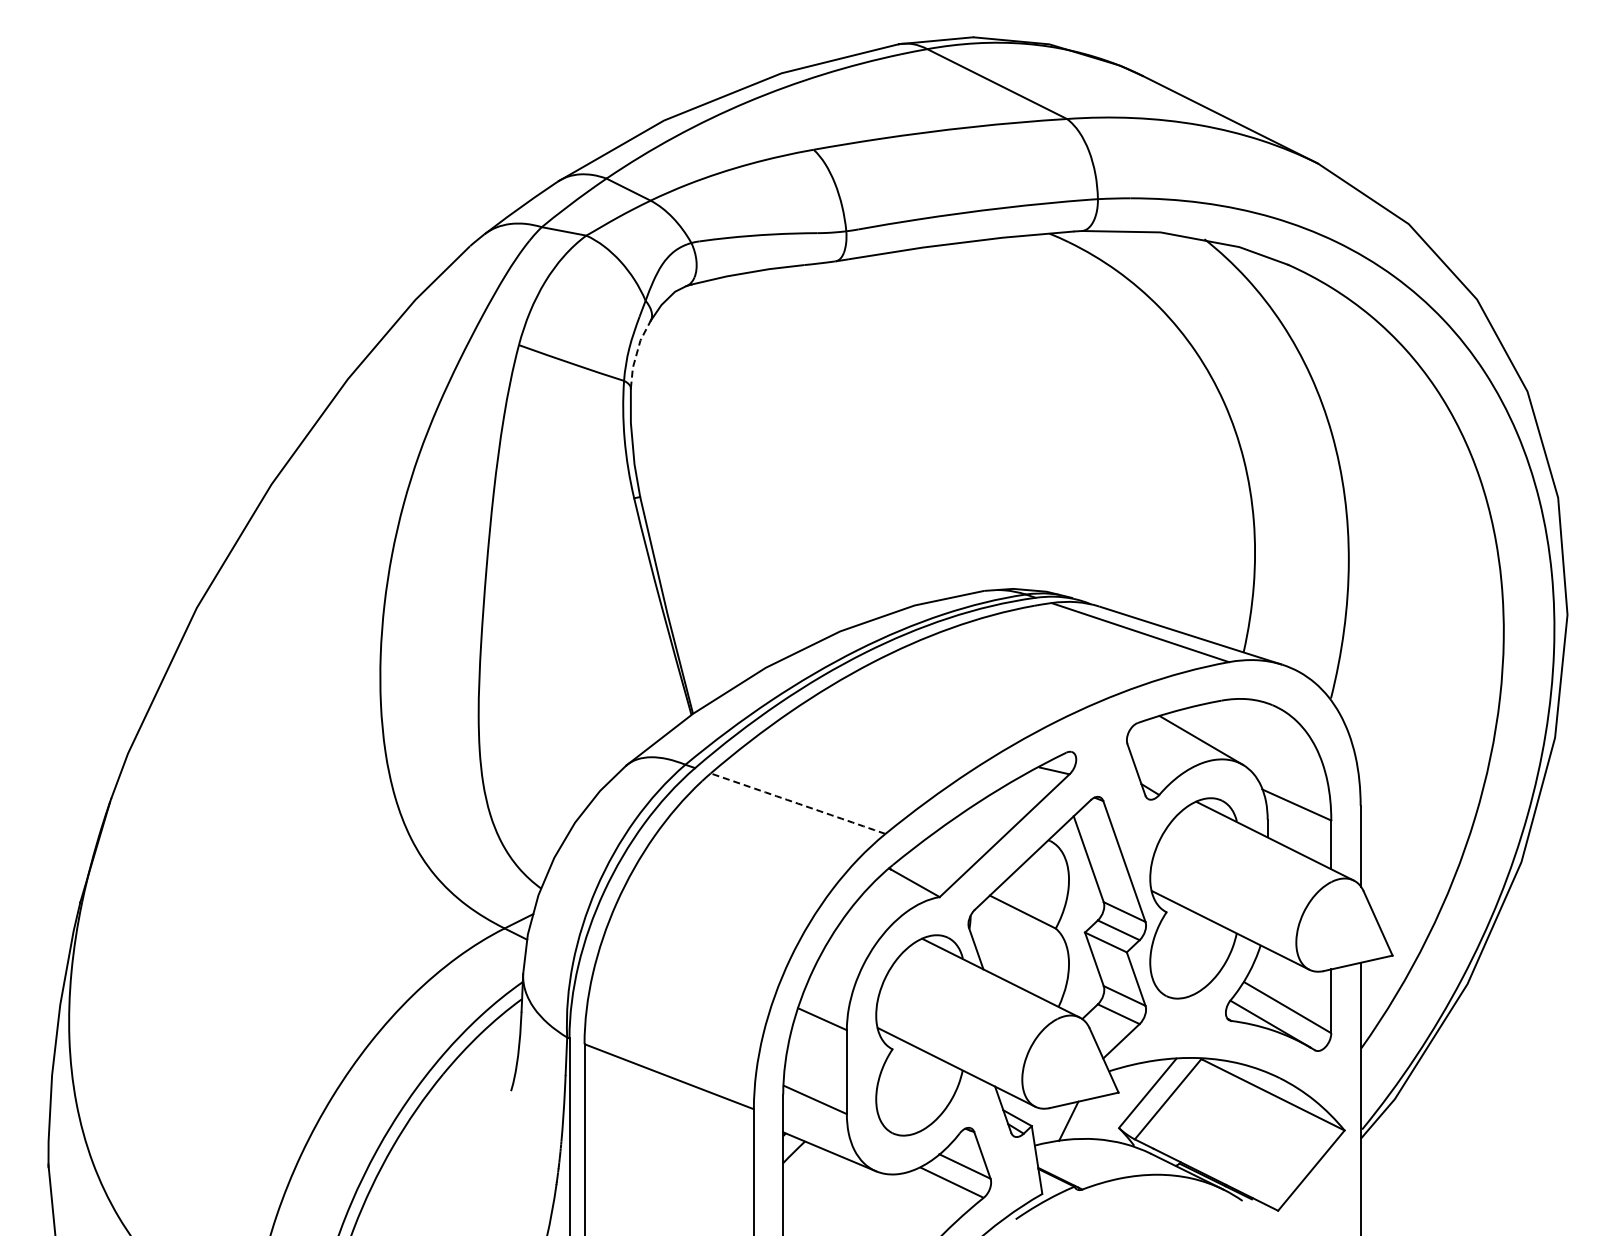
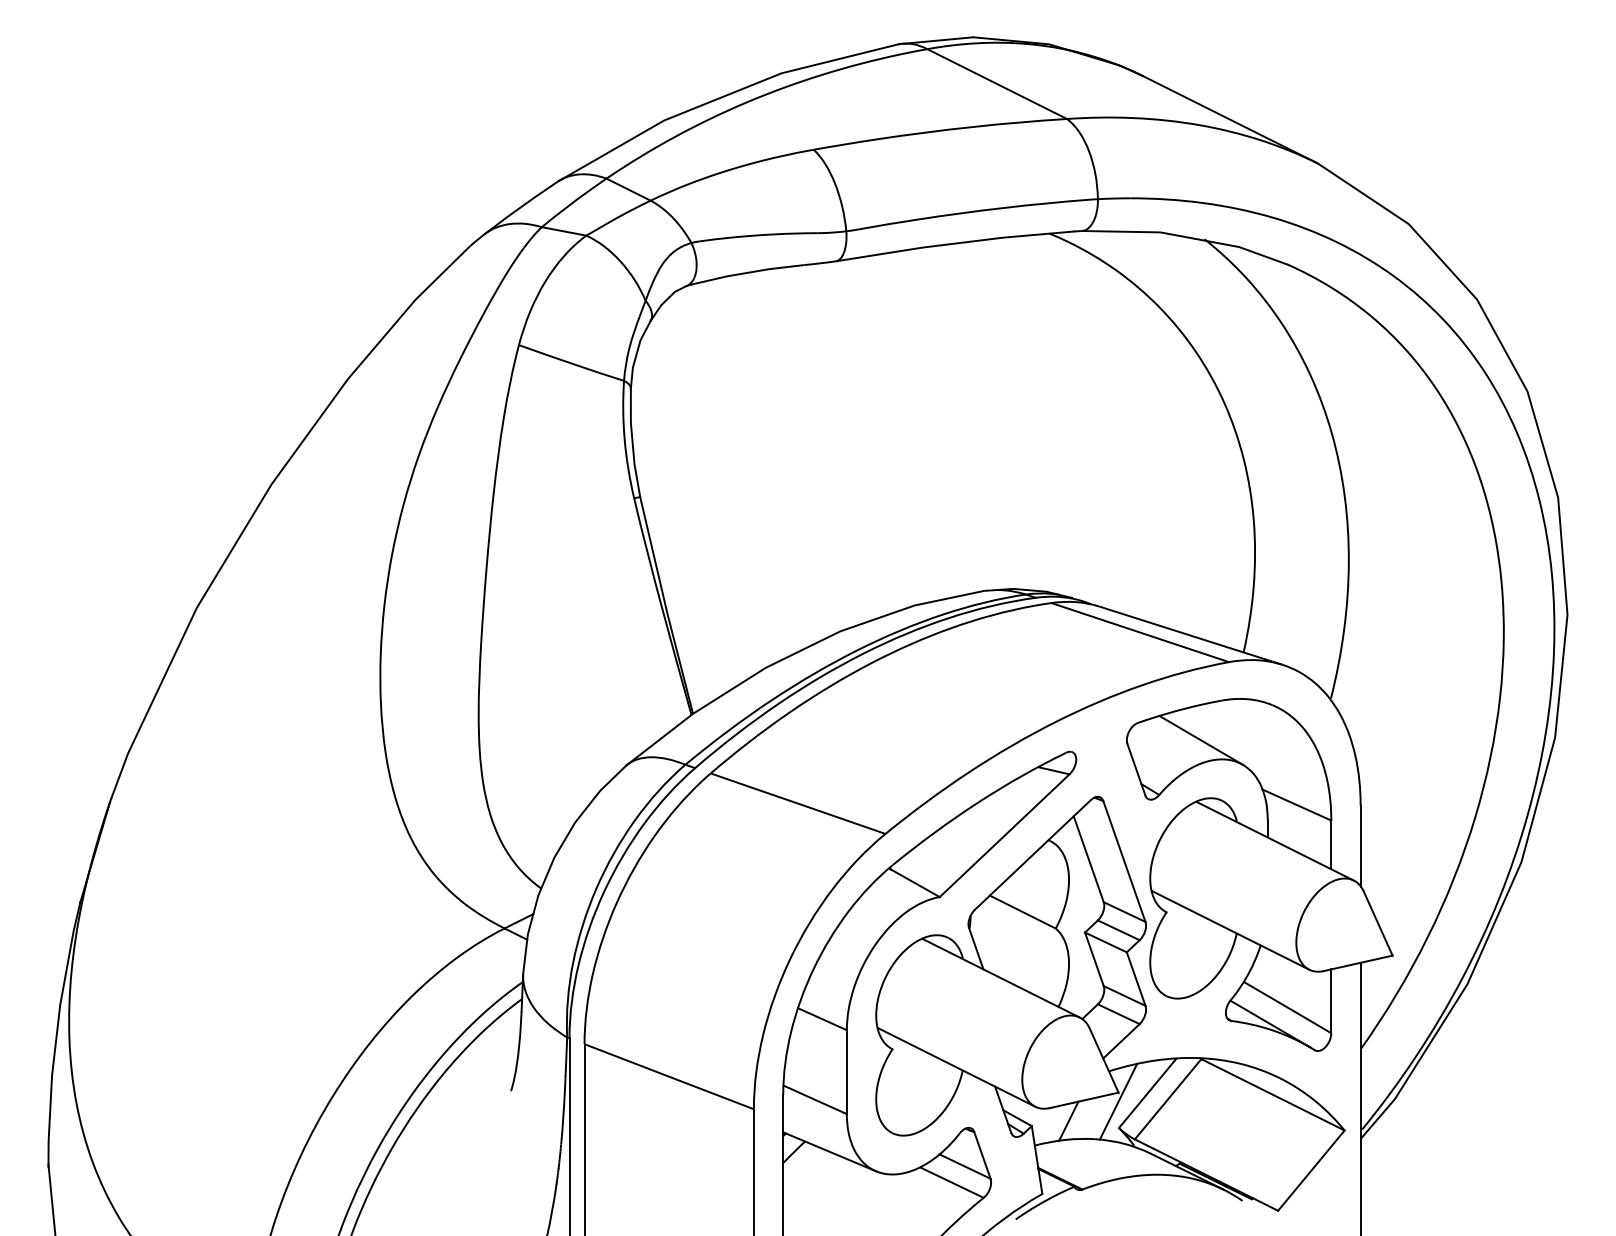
line: dashed -> solid (637, 352)
arc: dashed -> solid (798, 803)
line: none -> present (1117, 1101)
